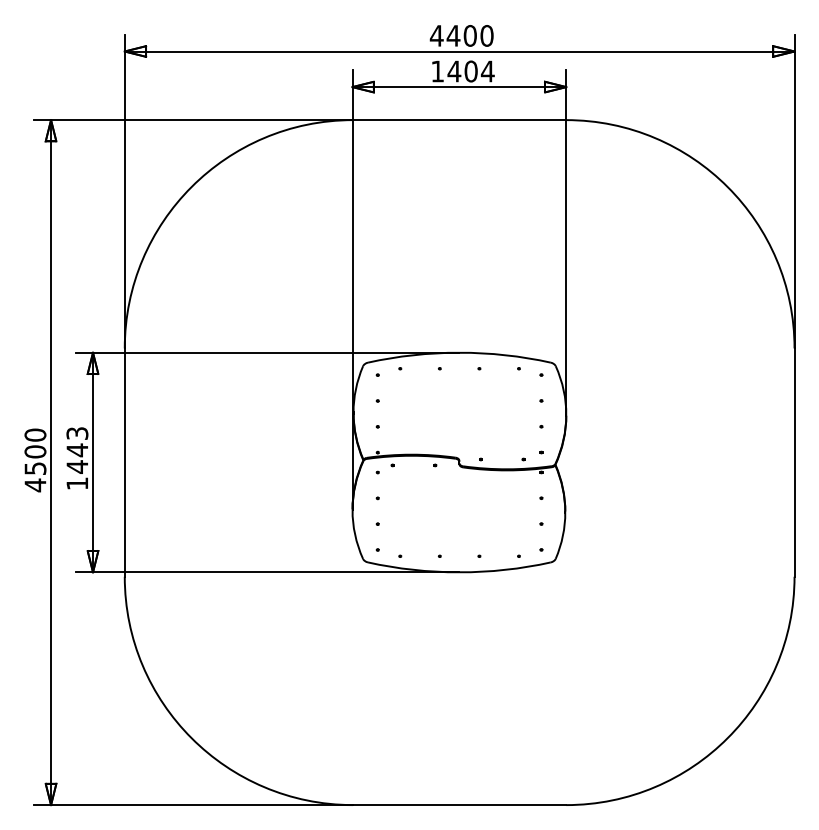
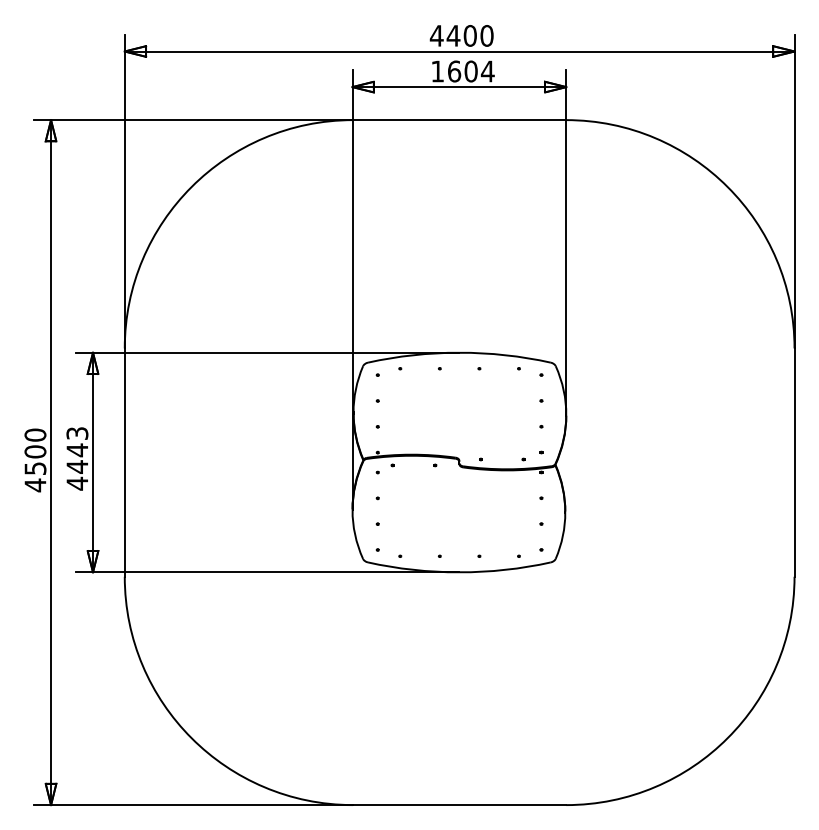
text: 1404 -> 1604 (454, 71)
text: 1443 -> 4443 (76, 483)
